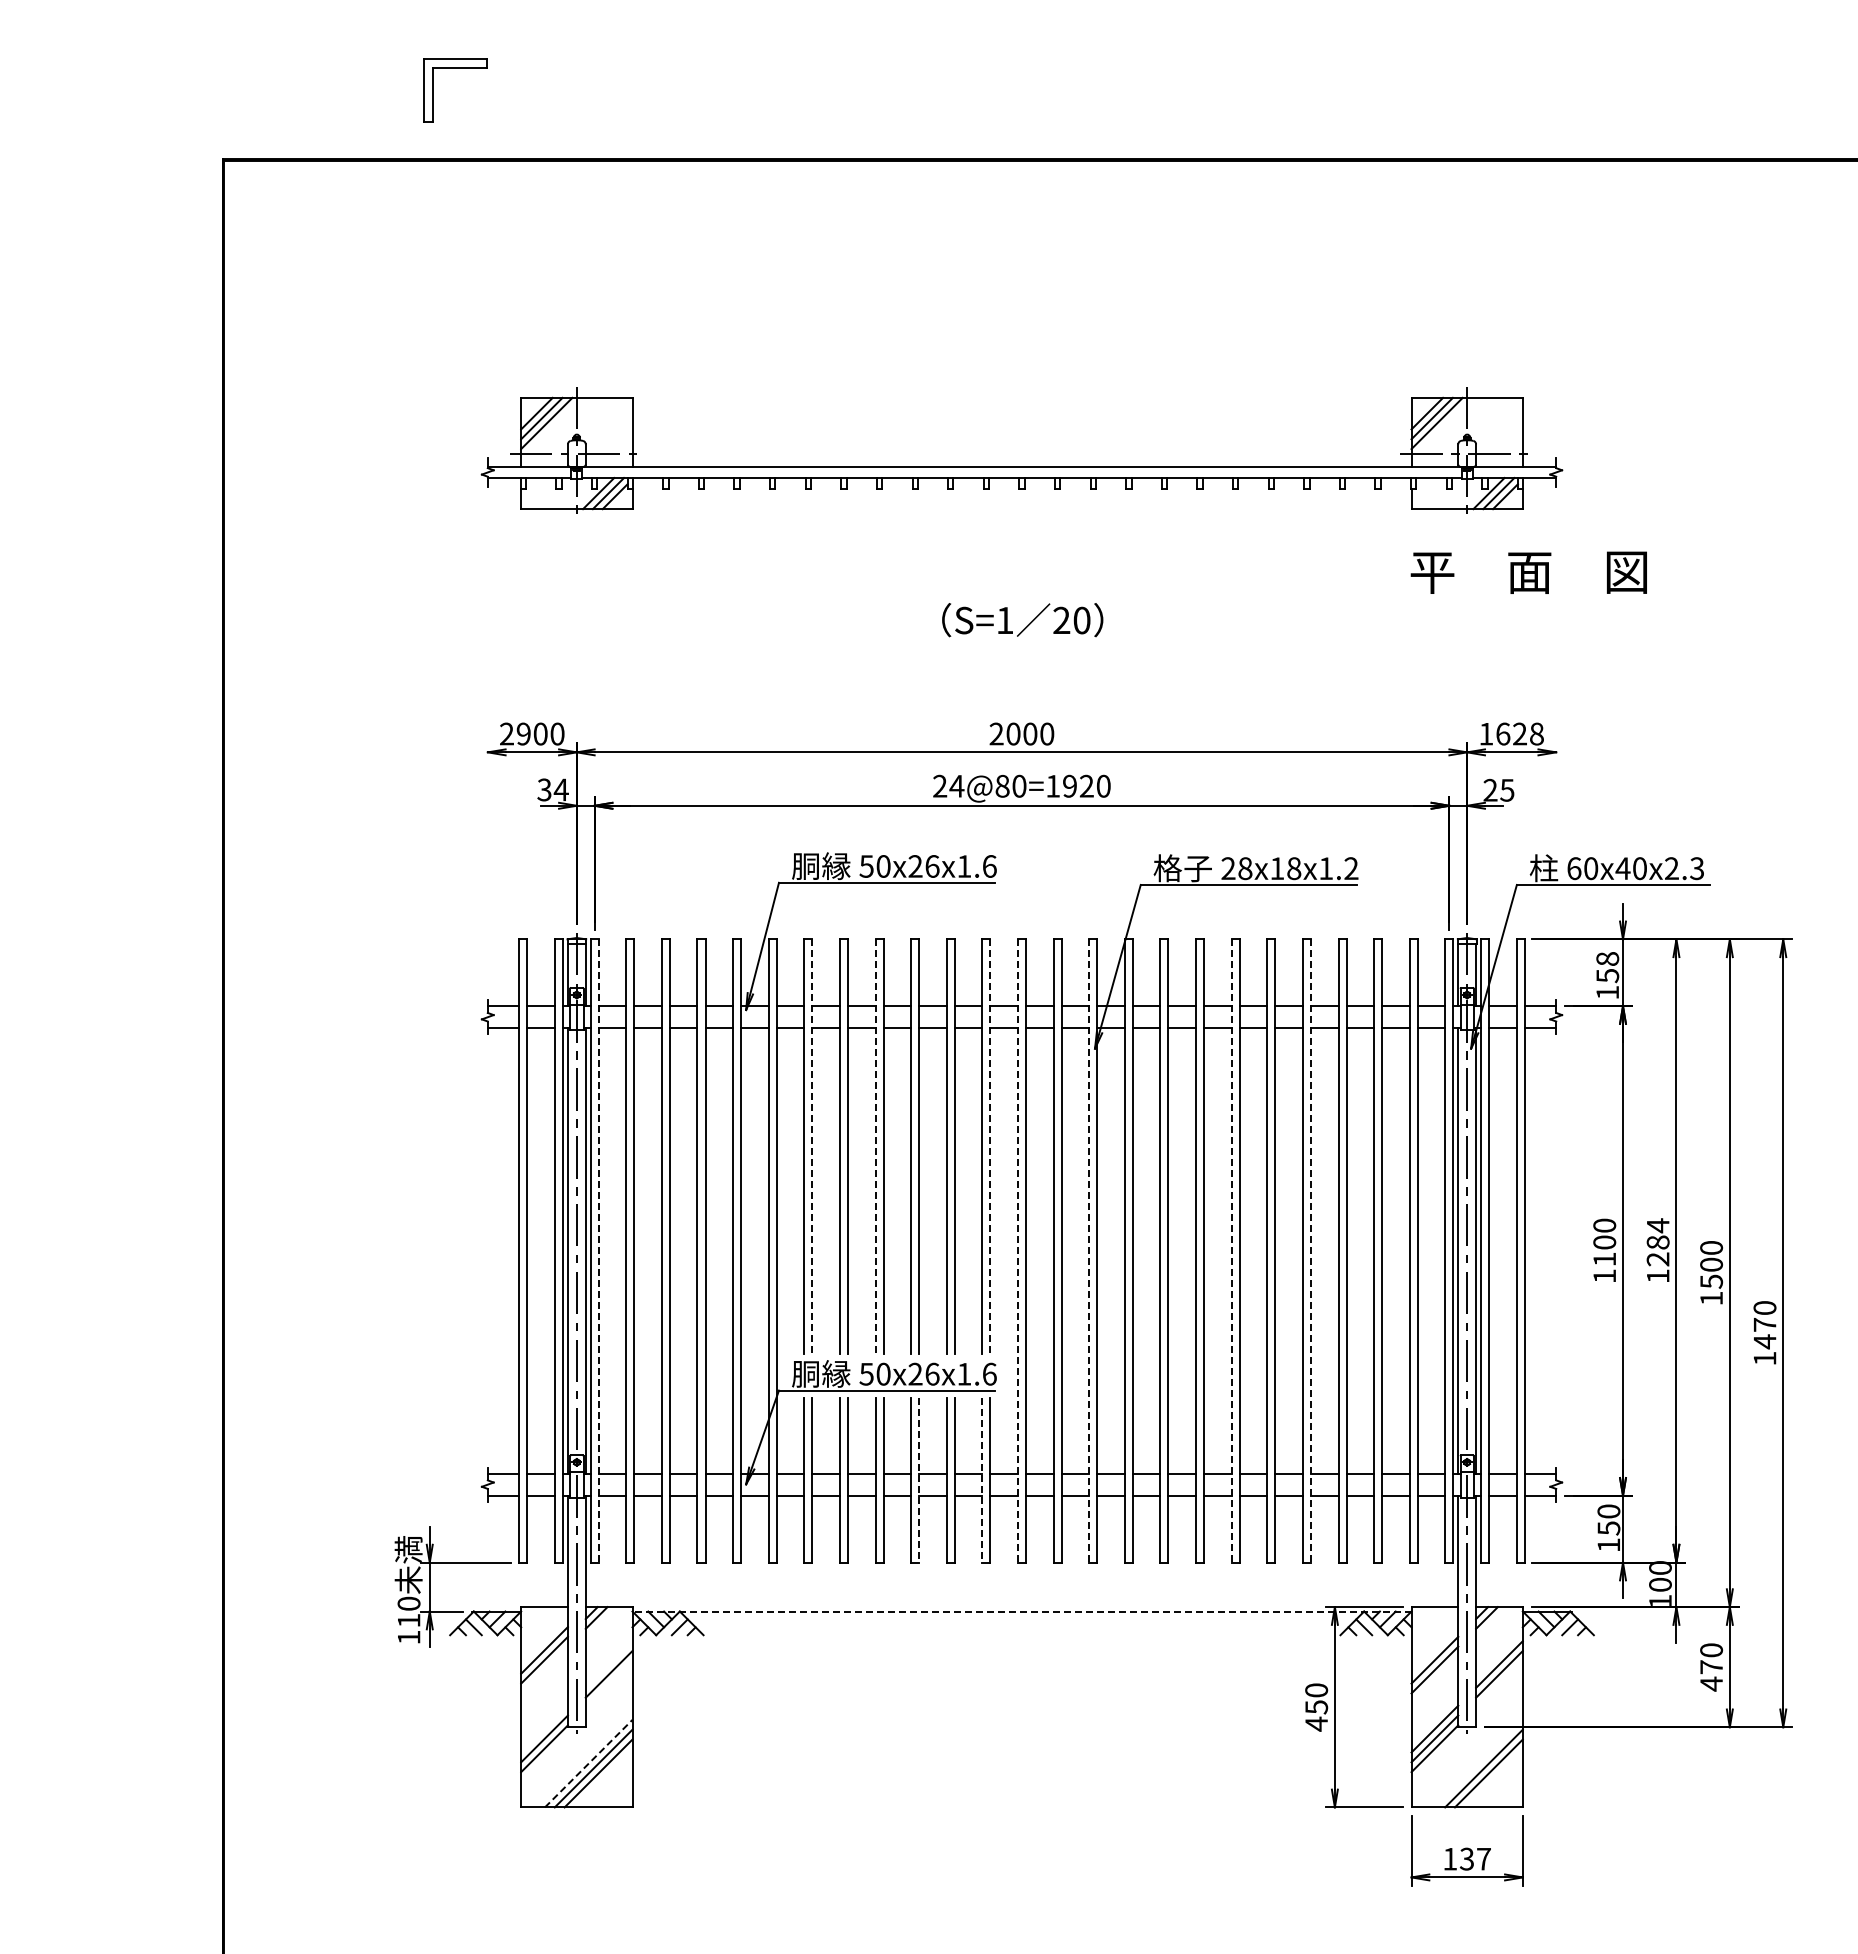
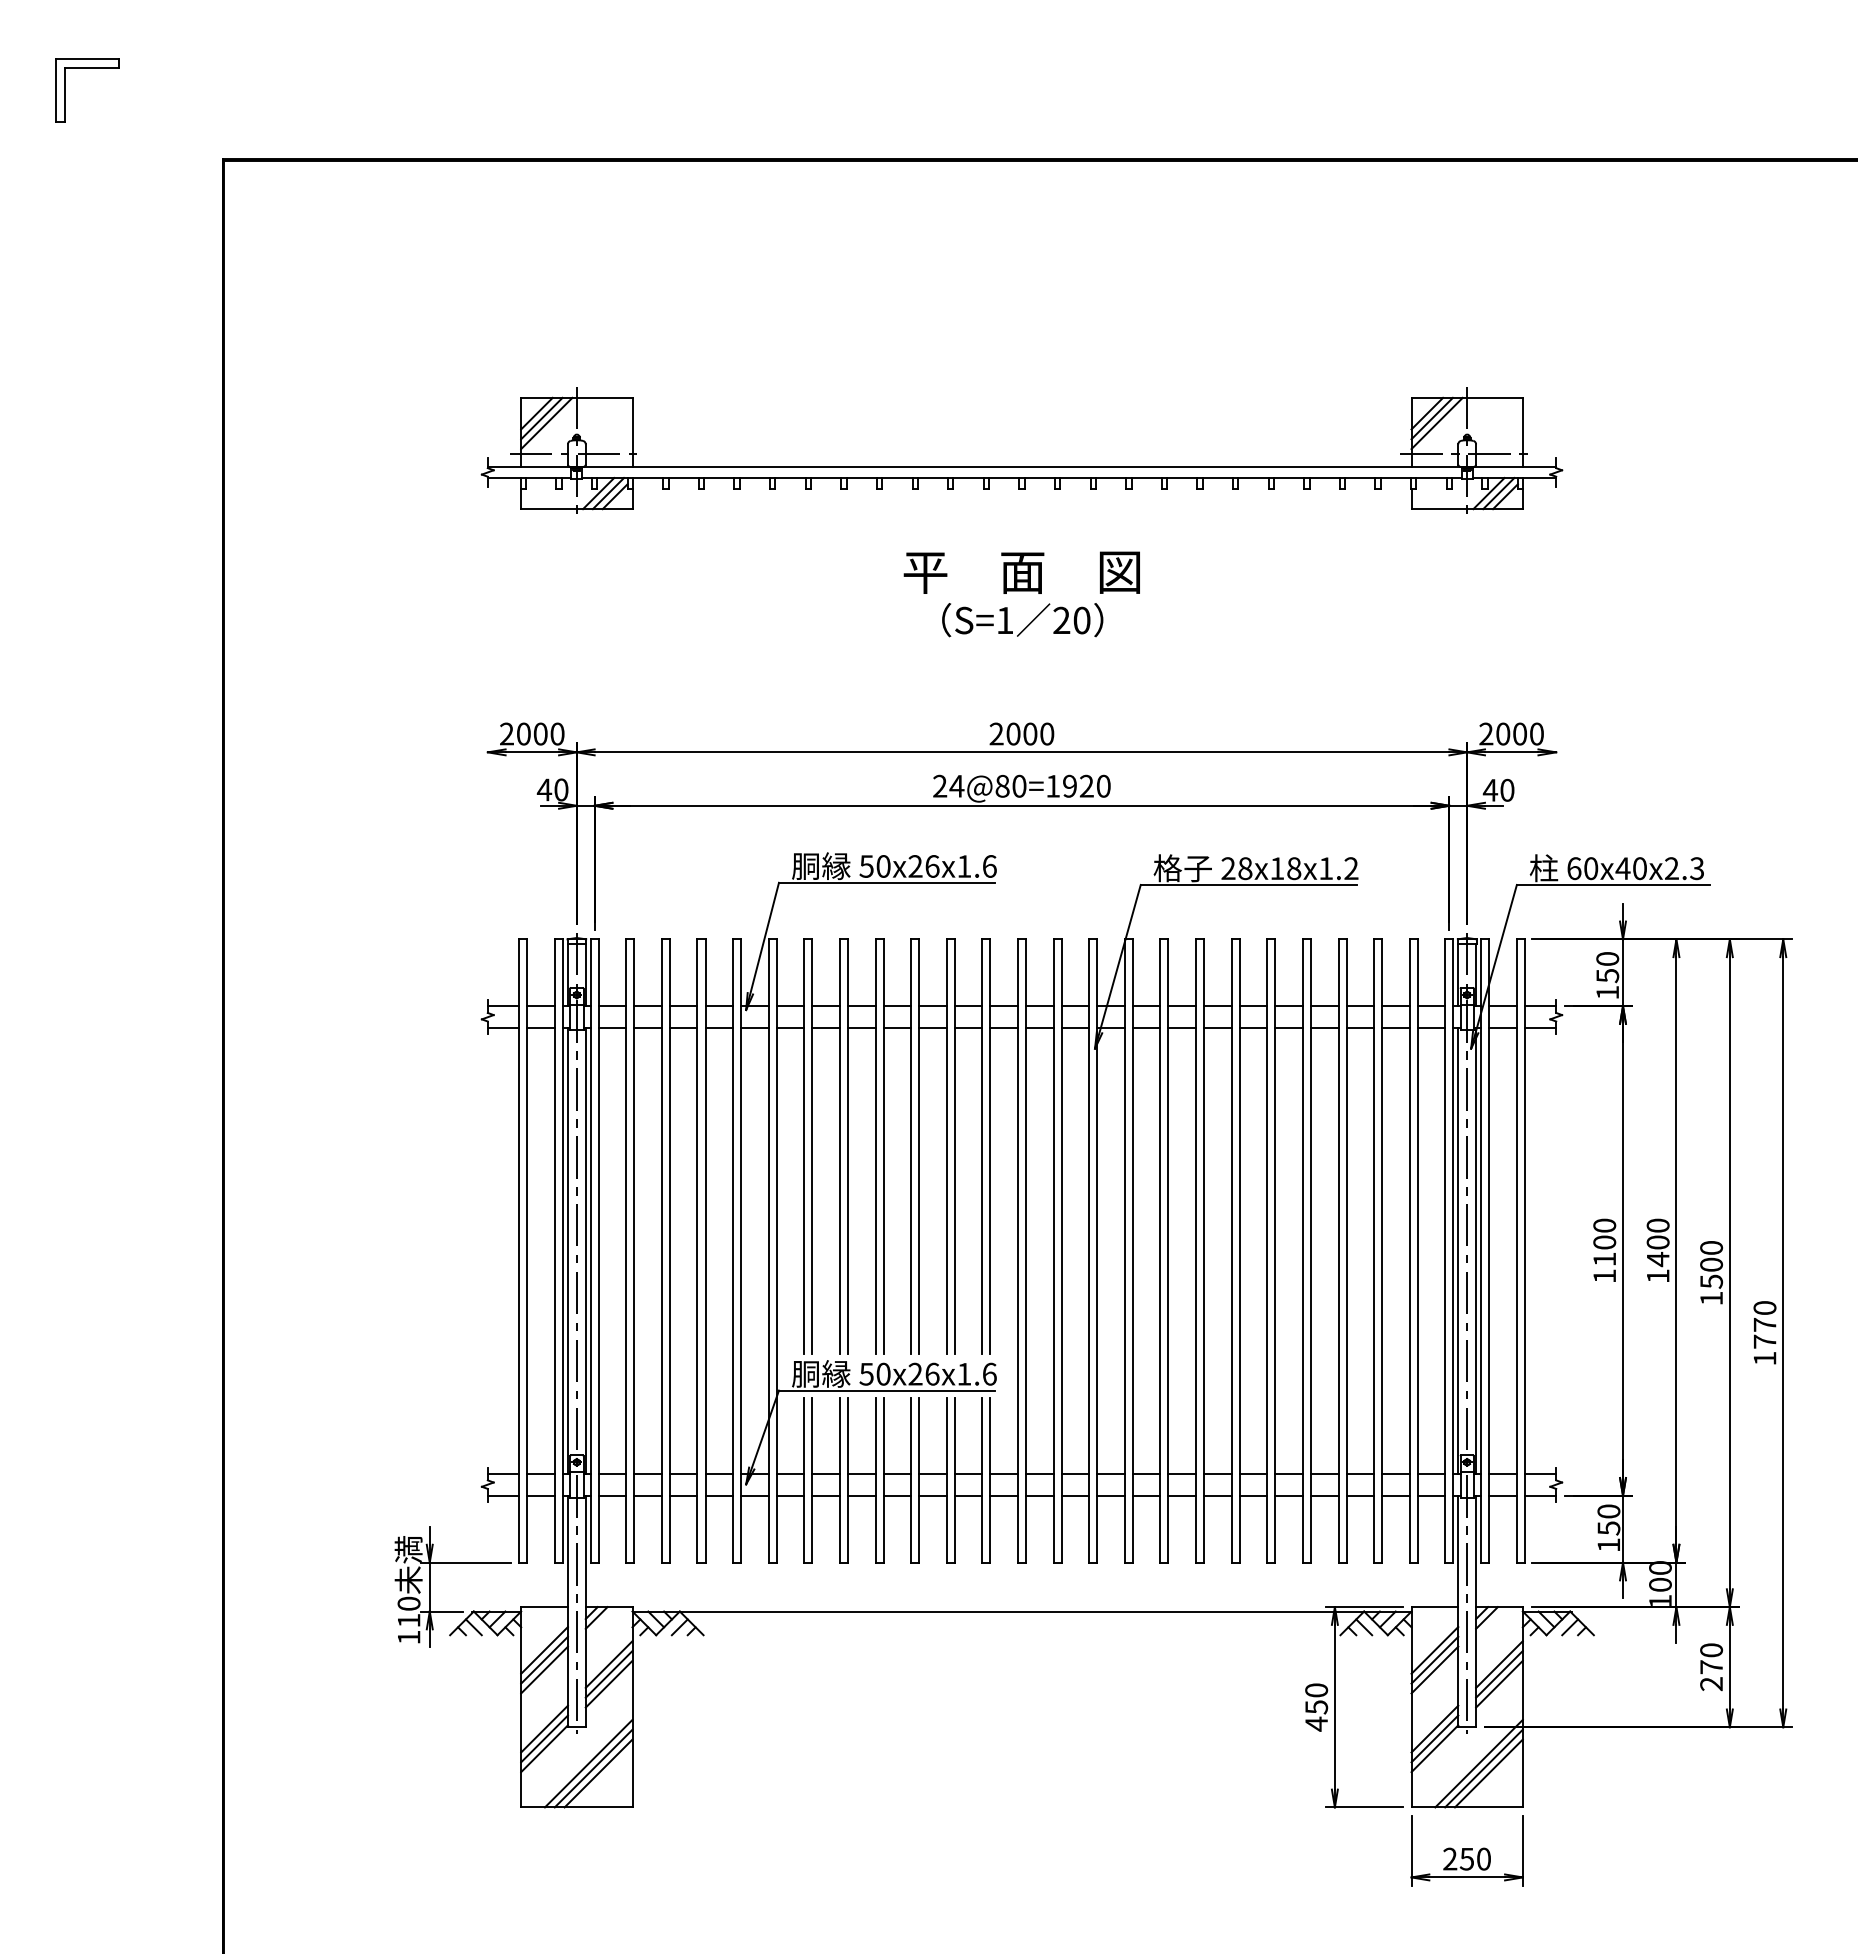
part position: (455, 68) -> (87, 68) (87, 68)
text position: (1528, 572) -> (1021, 572) (1021, 572)
text: 2900 -> 2000 (523, 733)
text: 1628 -> 2000 (1511, 733)
text: 34 -> 40 (552, 789)
text: 25 -> 40 (1498, 789)
text: 158 -> 150 (1608, 958)
line: dashed -> solid (812, 1147)
line: dashed -> solid (875, 1147)
line: dashed -> solid (990, 1147)
text: 1284 -> 1400 (1657, 1242)
line: dashed -> solid (598, 1250)
line: dashed -> solid (1018, 1250)
line: dashed -> solid (1089, 1250)
line: dashed -> solid (1231, 1250)
line: dashed -> solid (1310, 1250)
text: 1470 -> 1770 (1764, 1341)
line: dashed -> solid (919, 1480)
line: dashed -> solid (982, 1480)
line: dashed -> solid (1022, 1611)
line: none -> present (1434, 1650)
line: none -> present (608, 1664)
line: none -> present (544, 1669)
line: none -> present (608, 1683)
line: none -> present (1499, 1683)
text: 470 -> 270 (1711, 1683)
line: none -> present (544, 1728)
line: dashed -> solid (588, 1763)
line: none -> present (1478, 1763)
text: 137 -> 250 (1466, 1858)
